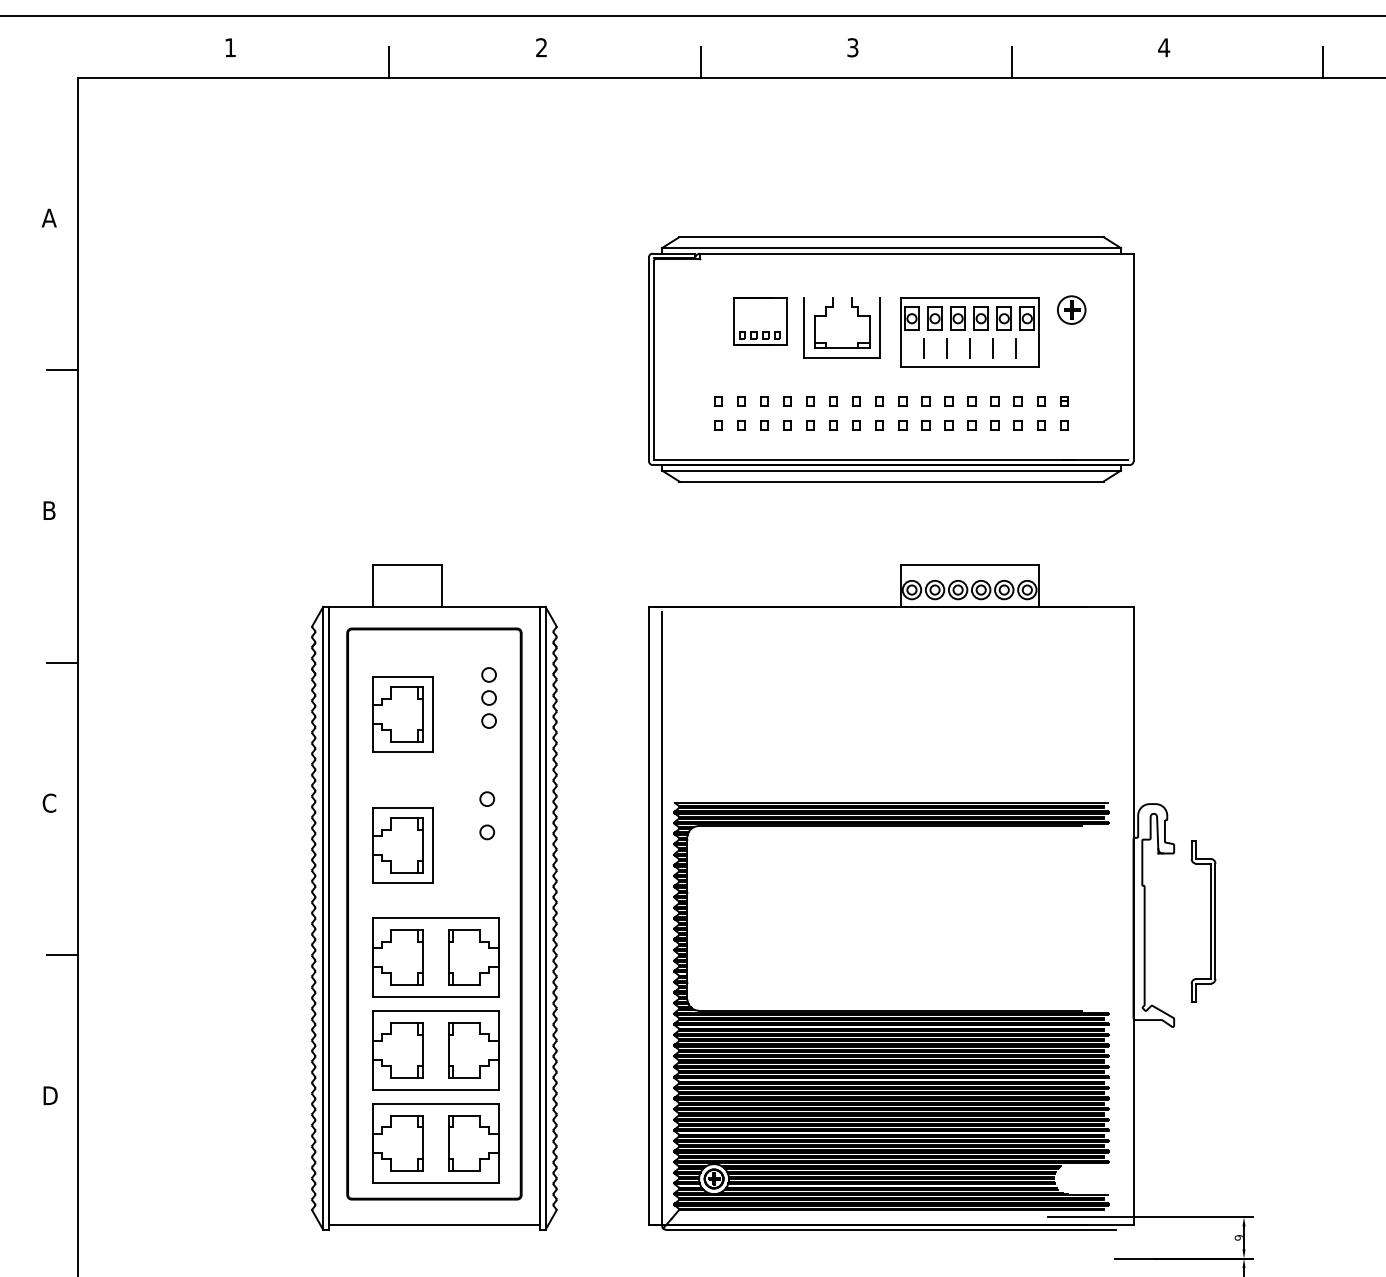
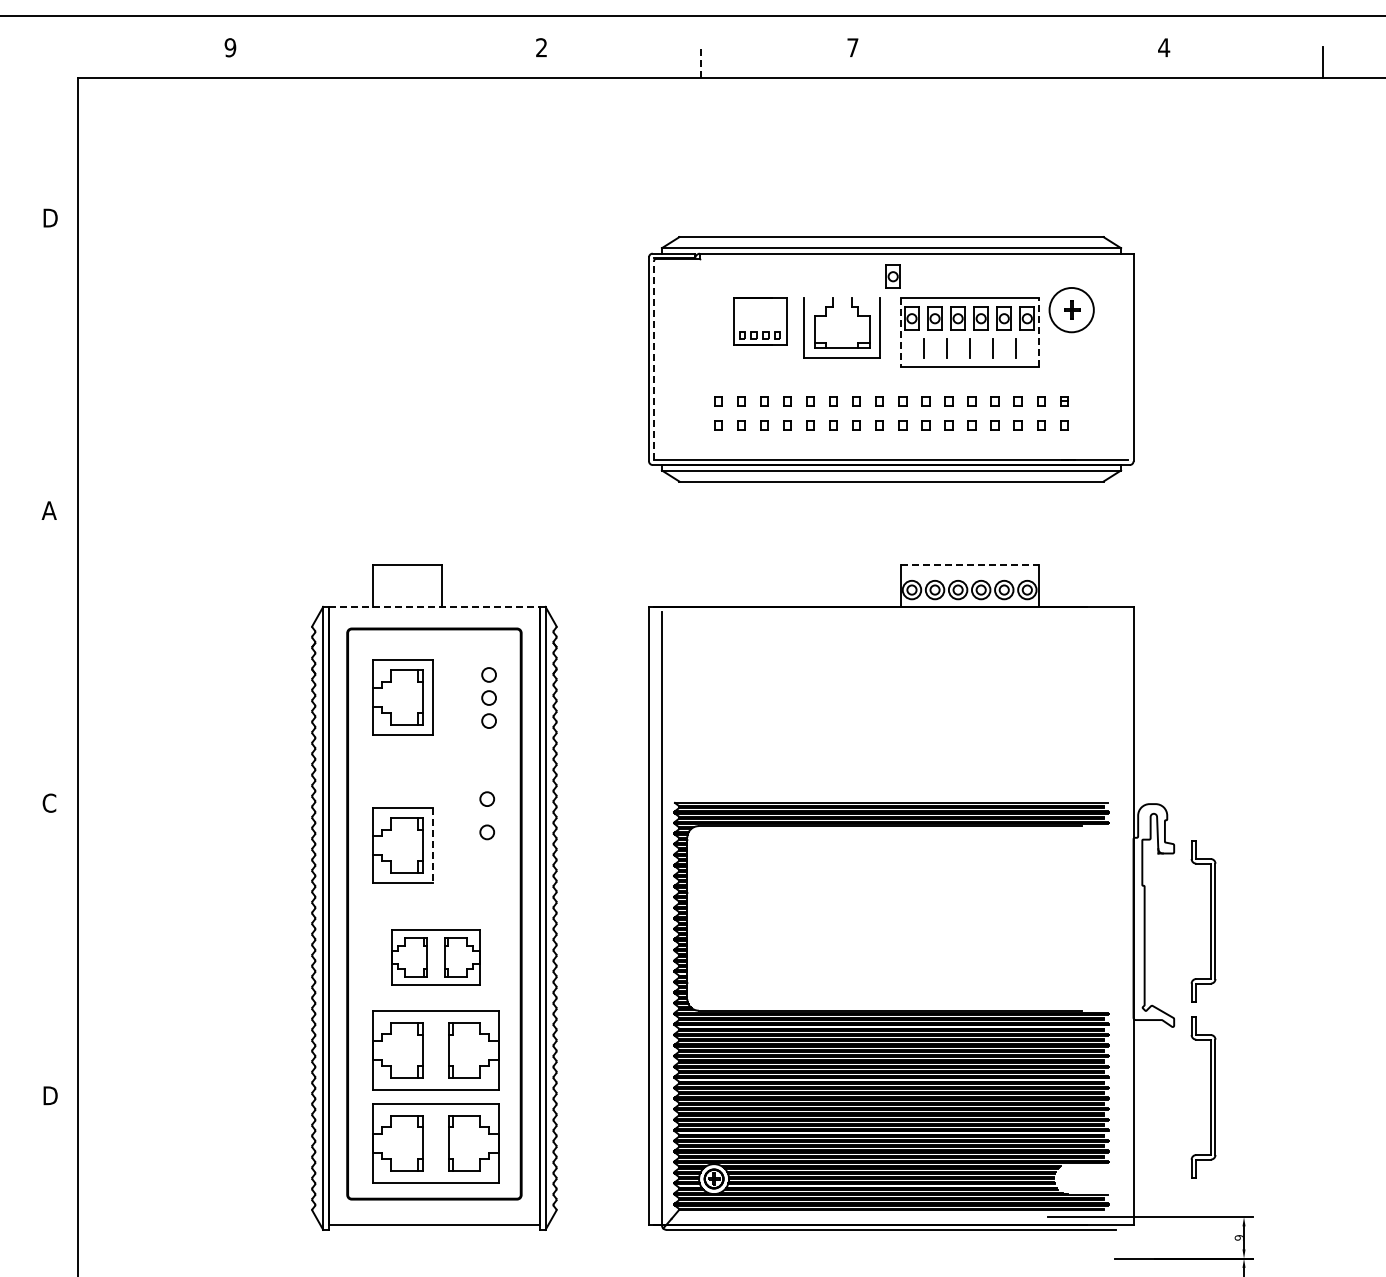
text: 1 -> 9 (230, 47)
text: 3 -> 7 (852, 47)
line: present -> none (389, 61)
line: present -> none (1011, 61)
line: solid -> dashed (700, 62)
text: A -> D (49, 217)
part: none -> present (892, 276)
circle diameter: 28 px -> 44 px (1071, 309)
line: solid -> dashed (900, 332)
line: solid -> dashed (1039, 332)
line: solid -> dashed (654, 360)
line: present -> none (62, 370)
text: B -> A (48, 510)
line: solid -> dashed (970, 565)
line: solid -> dashed (434, 606)
line: present -> none (62, 662)
part position: (402, 714) -> (402, 697) (402, 697)
line: solid -> dashed (433, 845)
line: present -> none (62, 955)
part size: 128x81 px -> 90x57 px (435, 957)
part: none -> present (1210, 1097)
